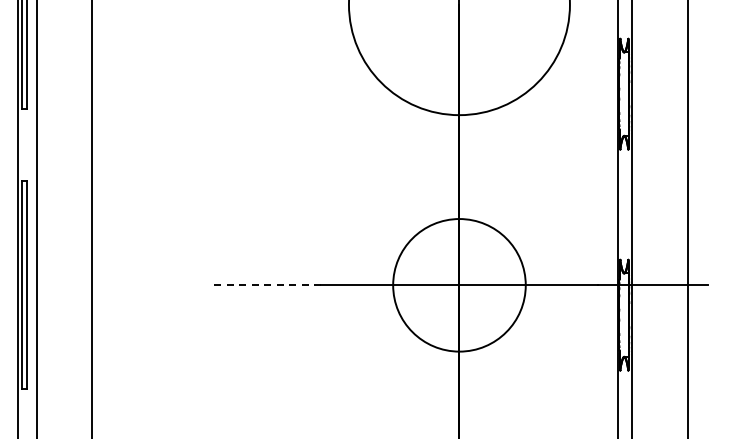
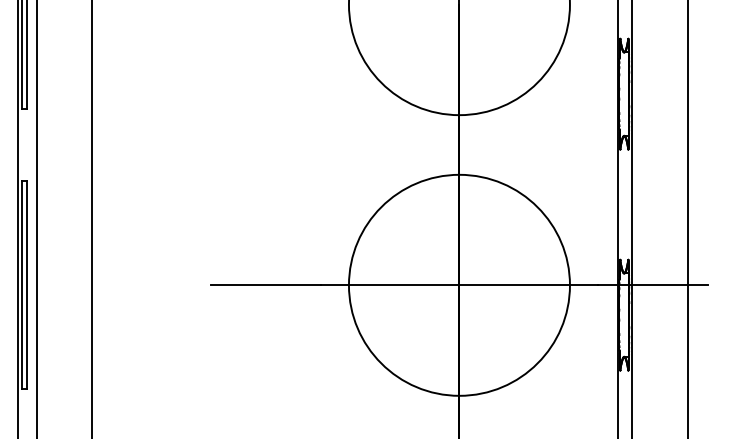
line: dashed -> solid (265, 285)
circle diameter: 133 px -> 221 px (458, 284)
